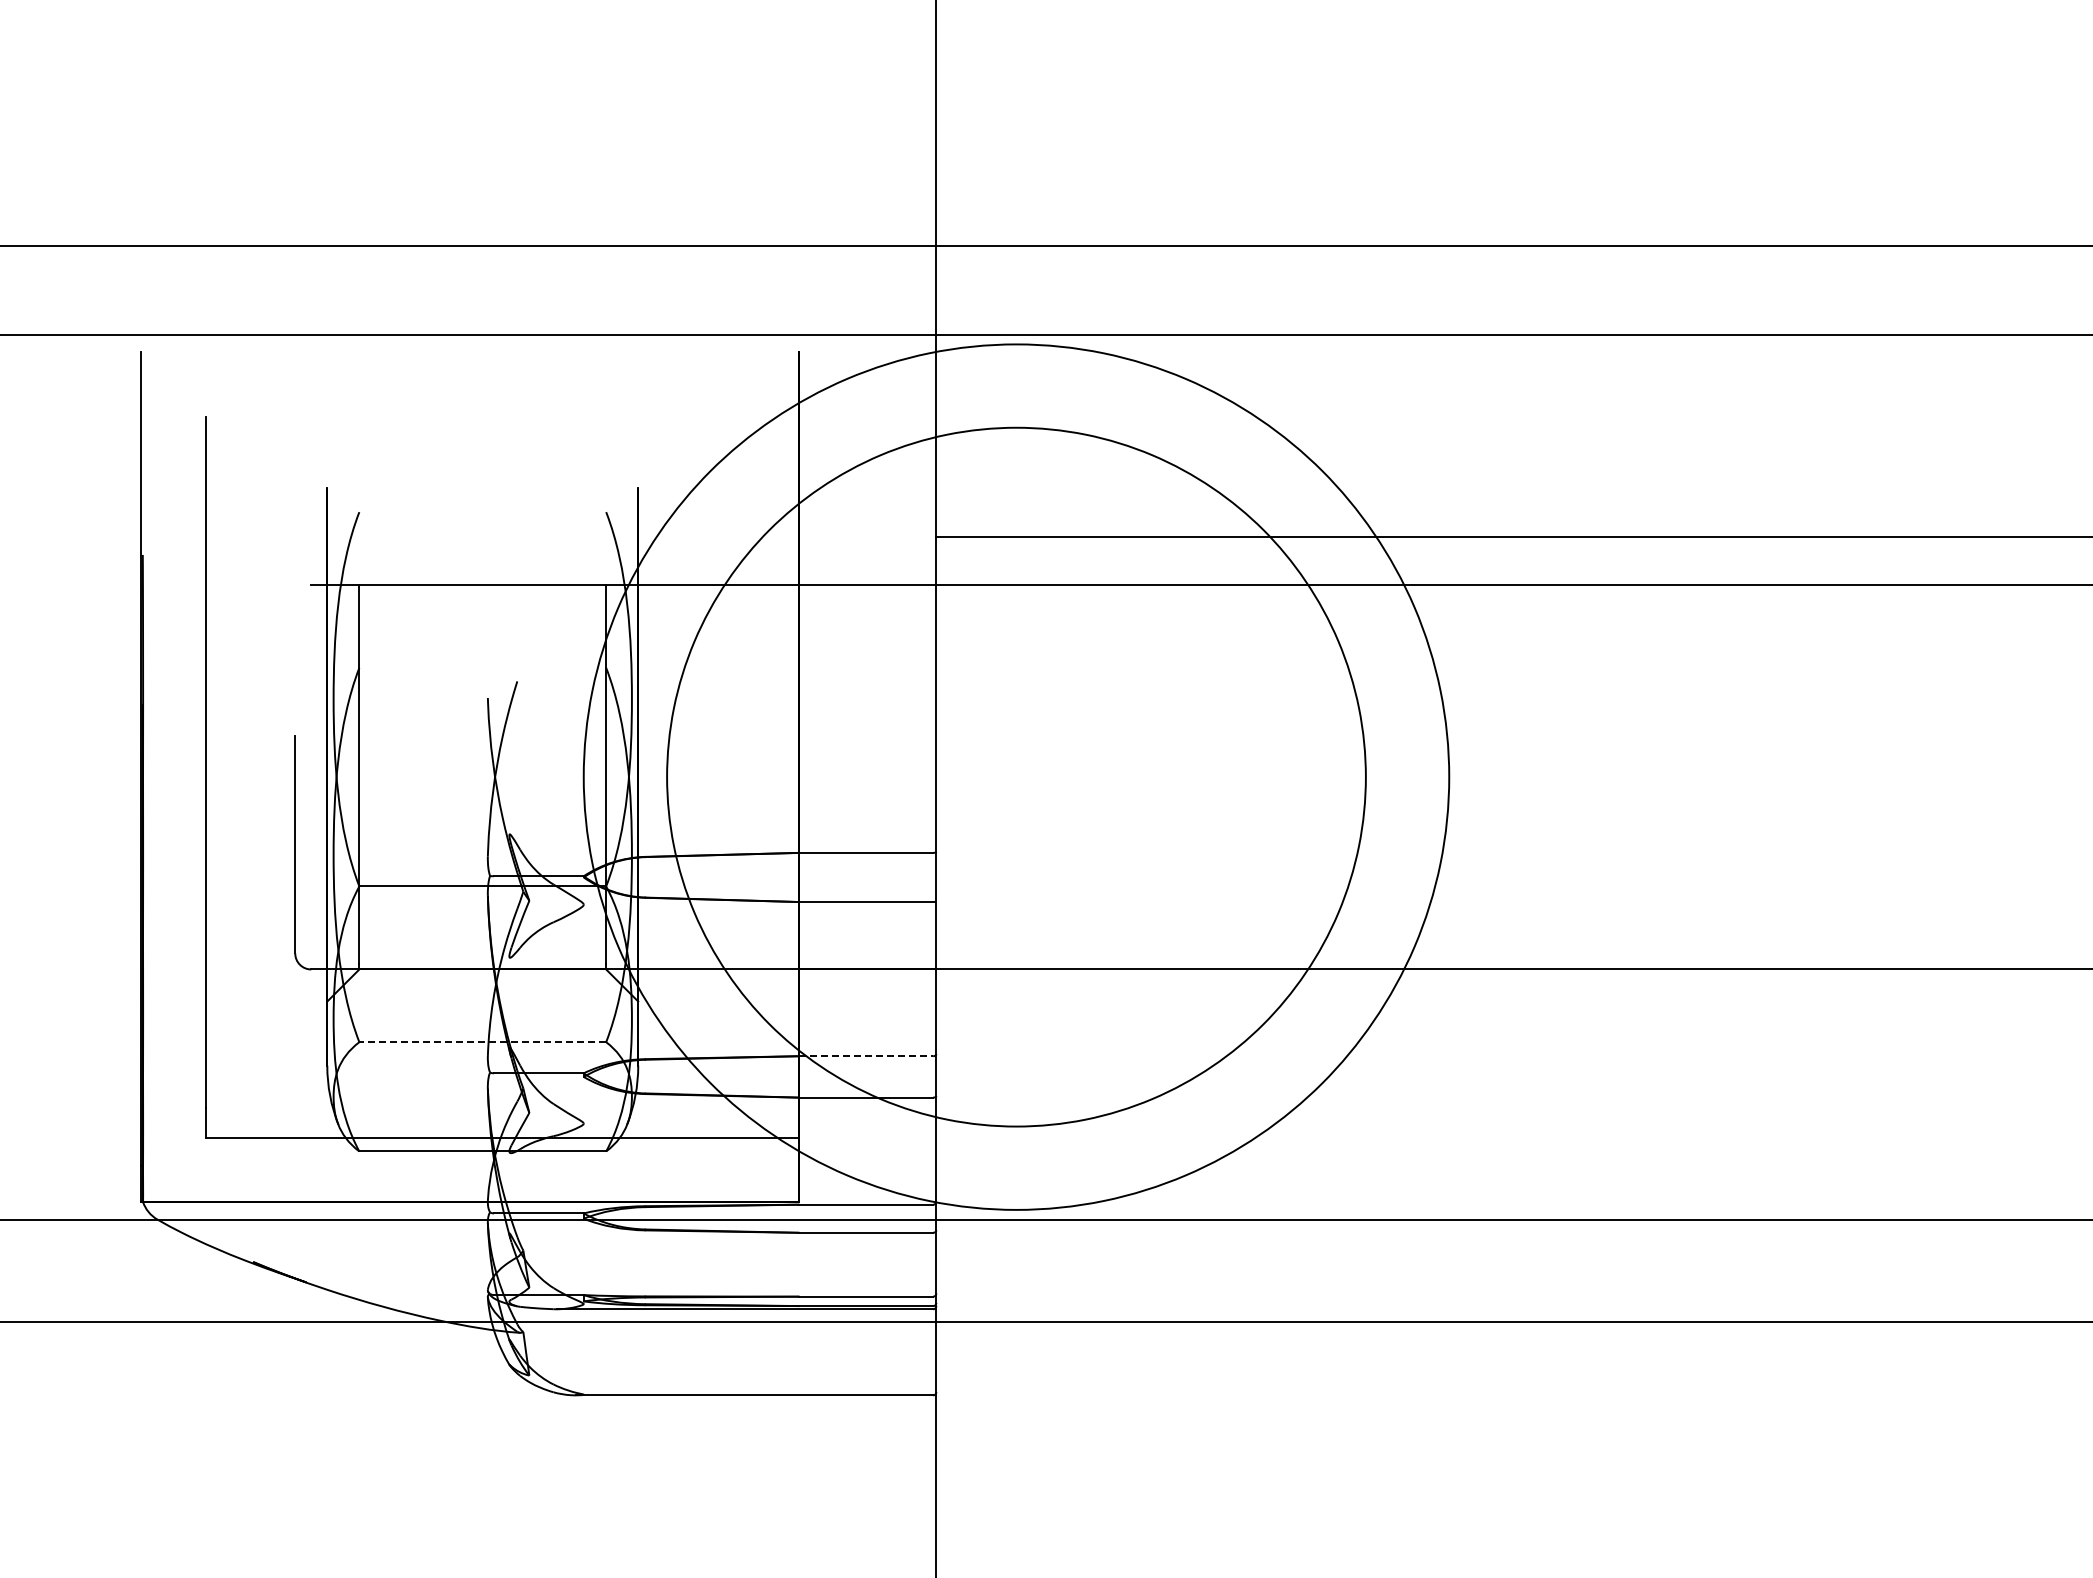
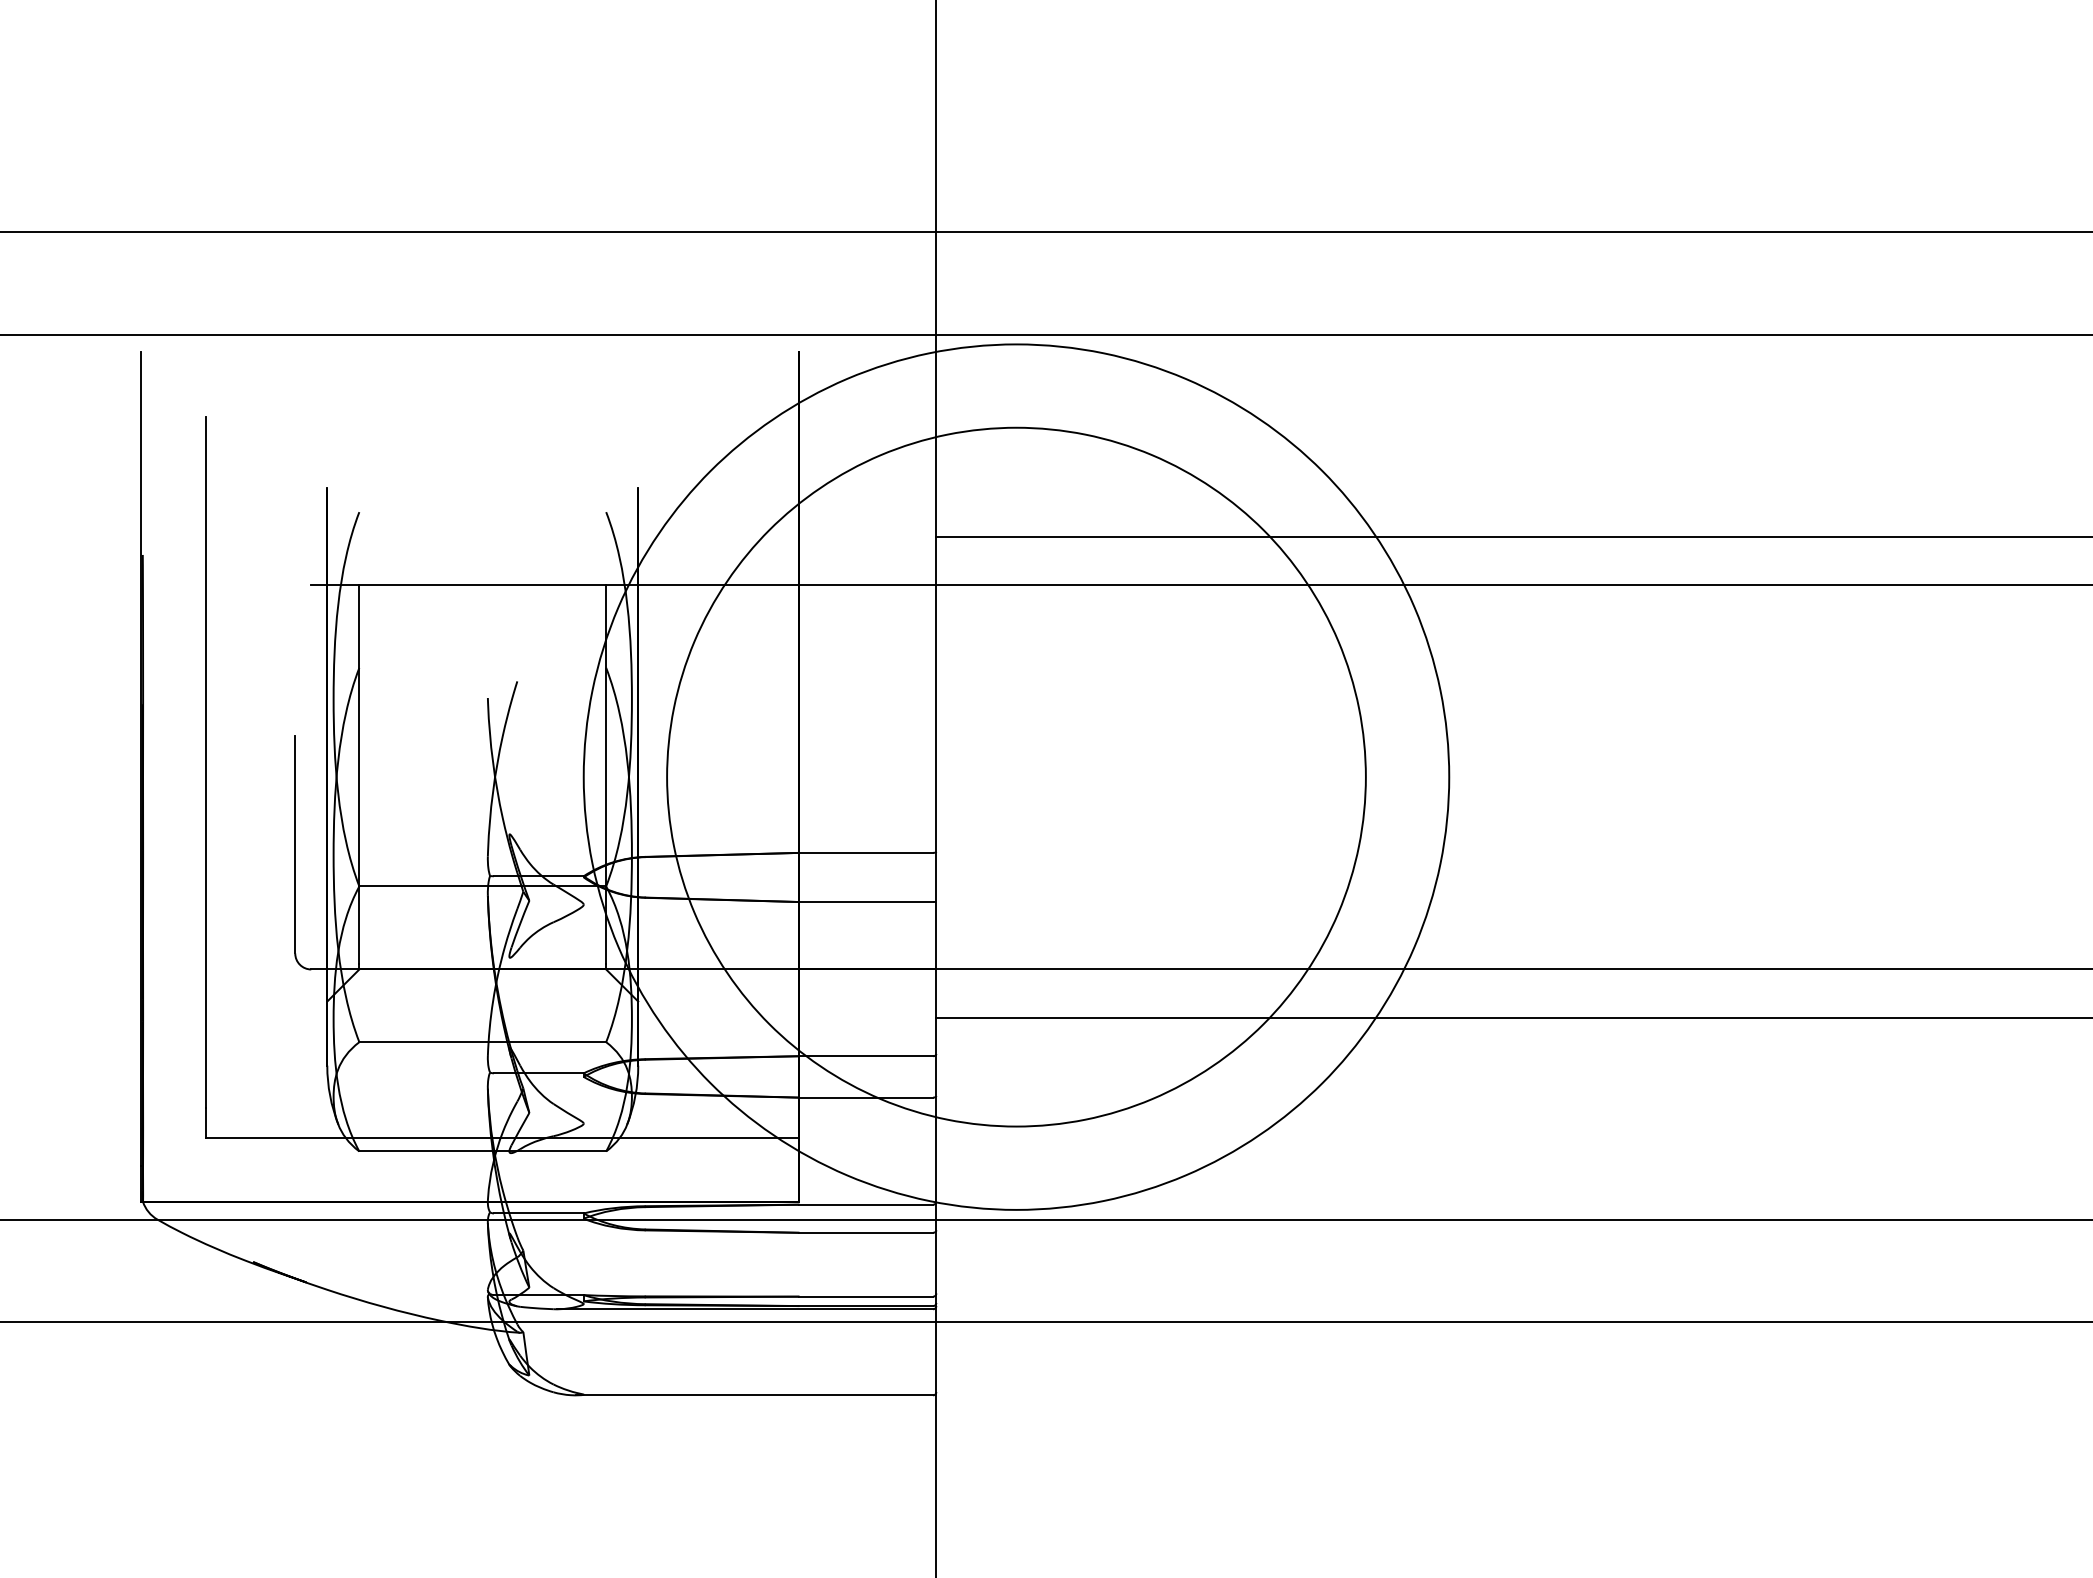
line position: (1045, 246) -> (1045, 232) (1045, 232)
line: none -> present (1512, 1017)
line: dashed -> solid (482, 1042)
line: dashed -> solid (866, 1056)
